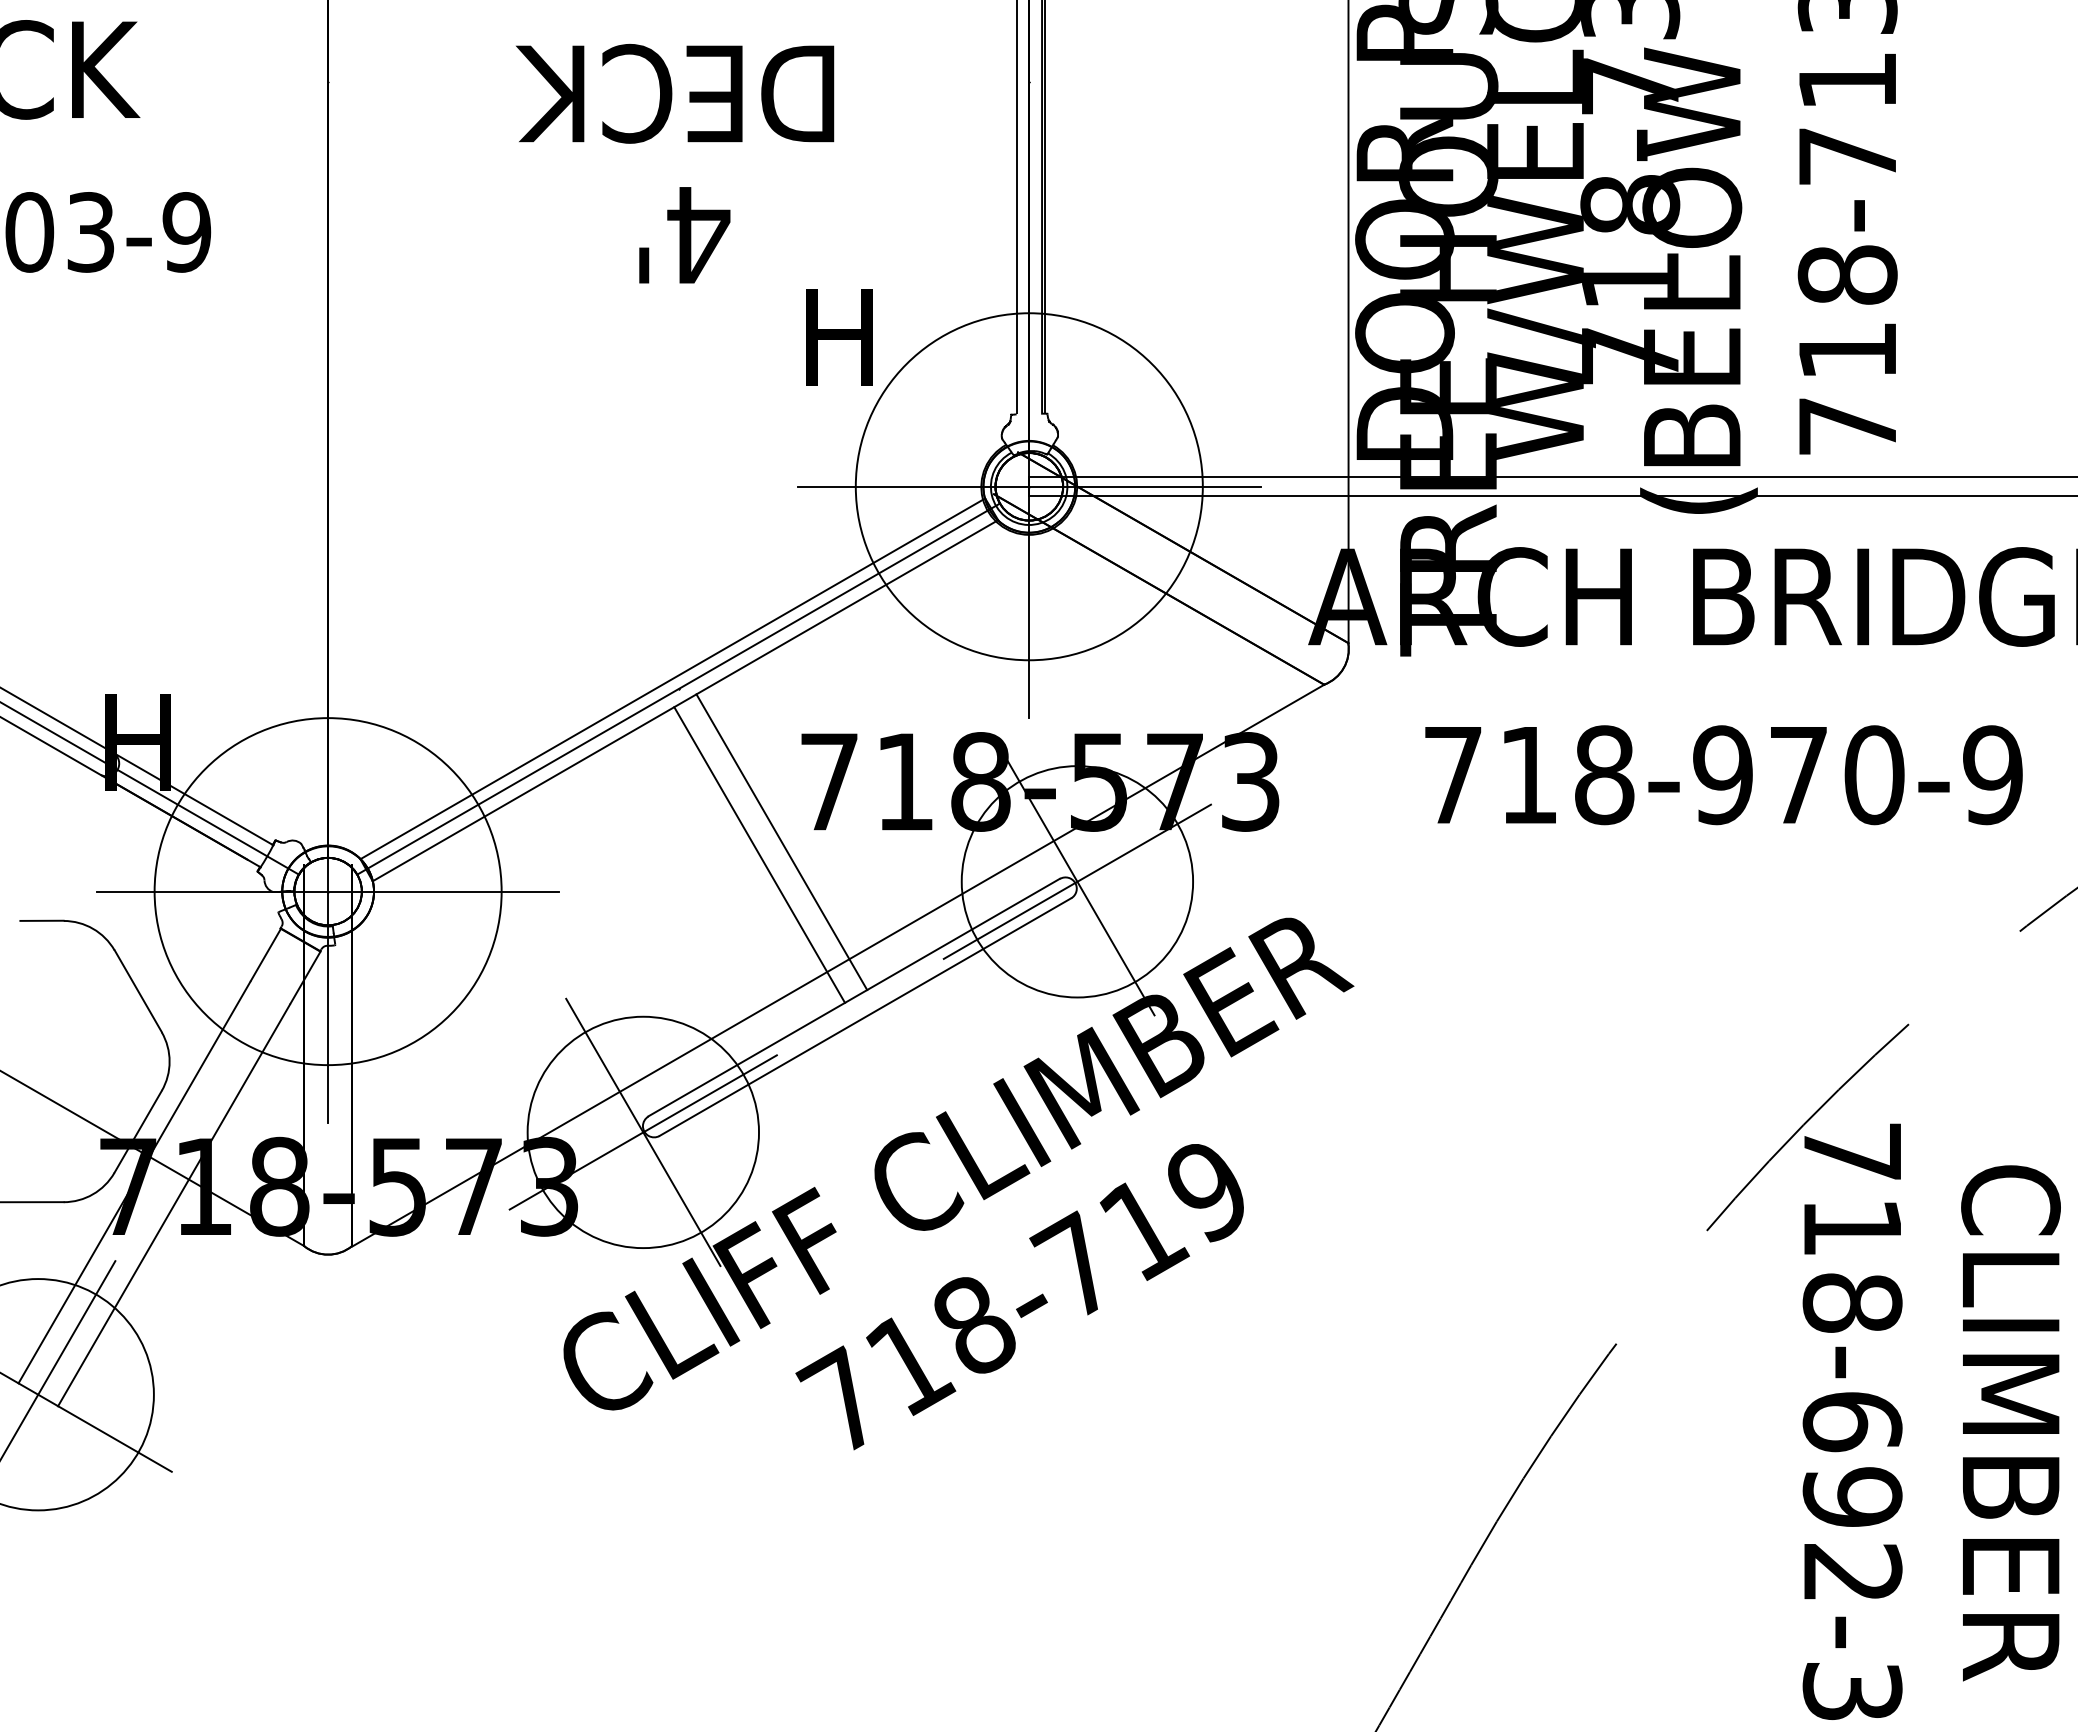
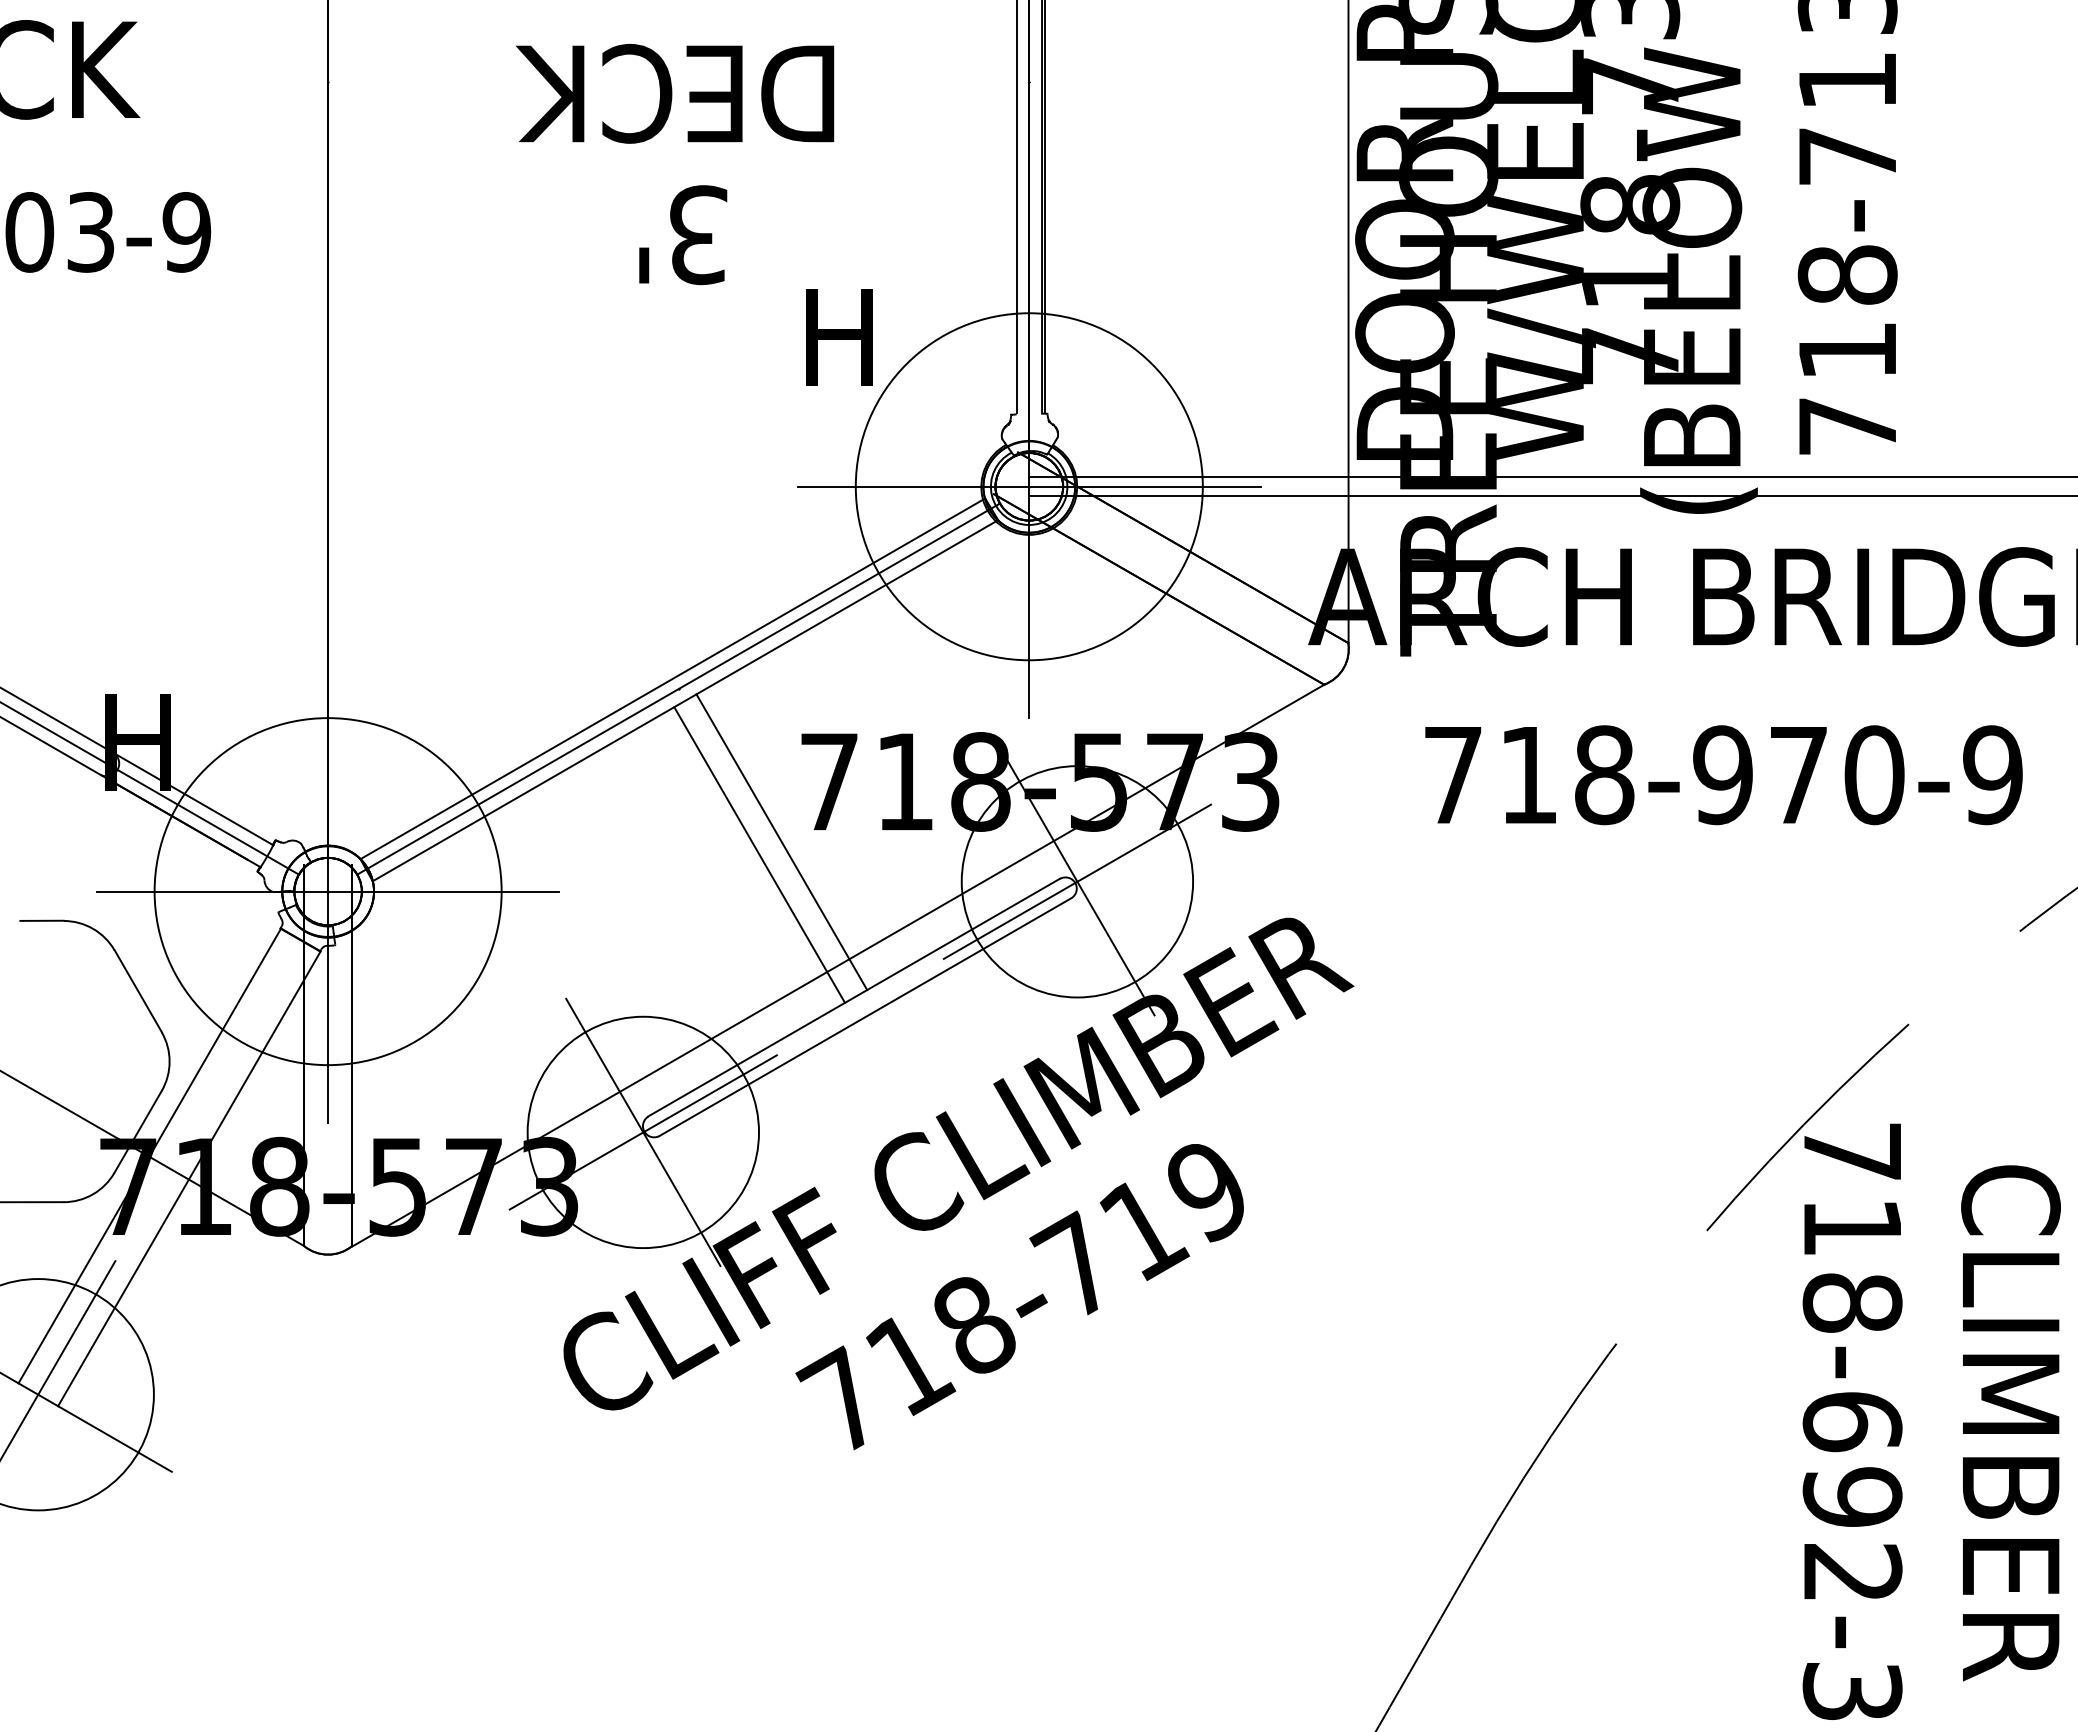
text: 4' -> 3' (698, 235)
